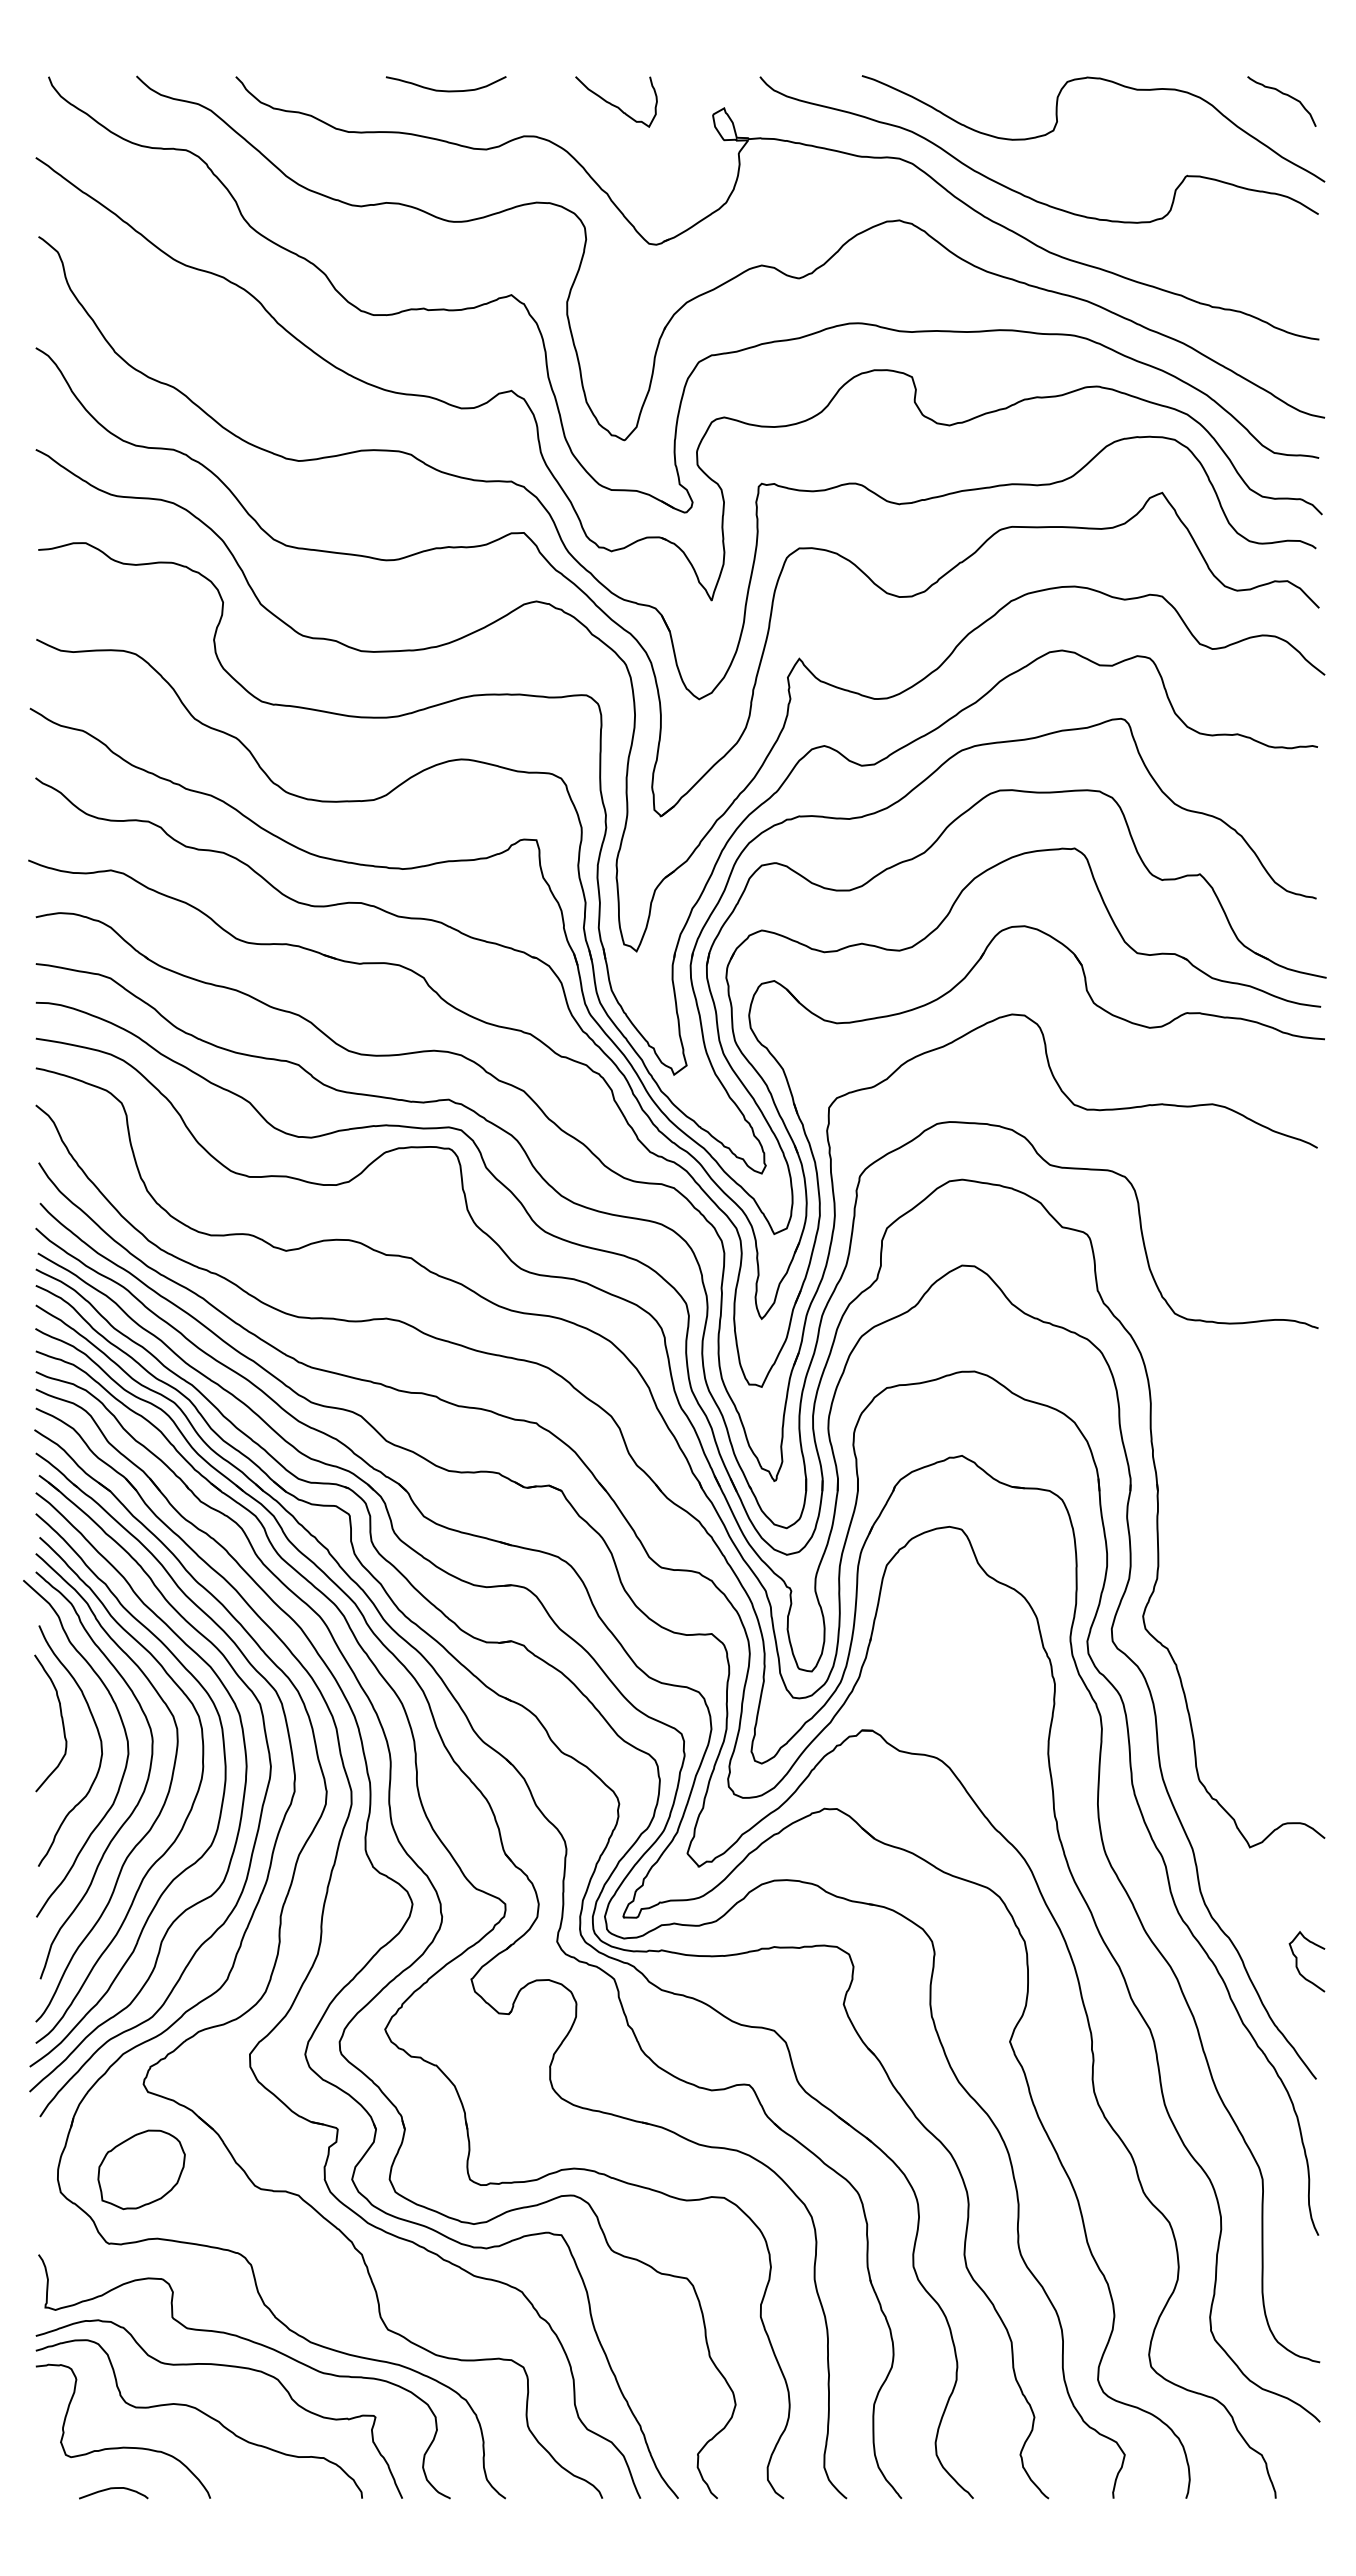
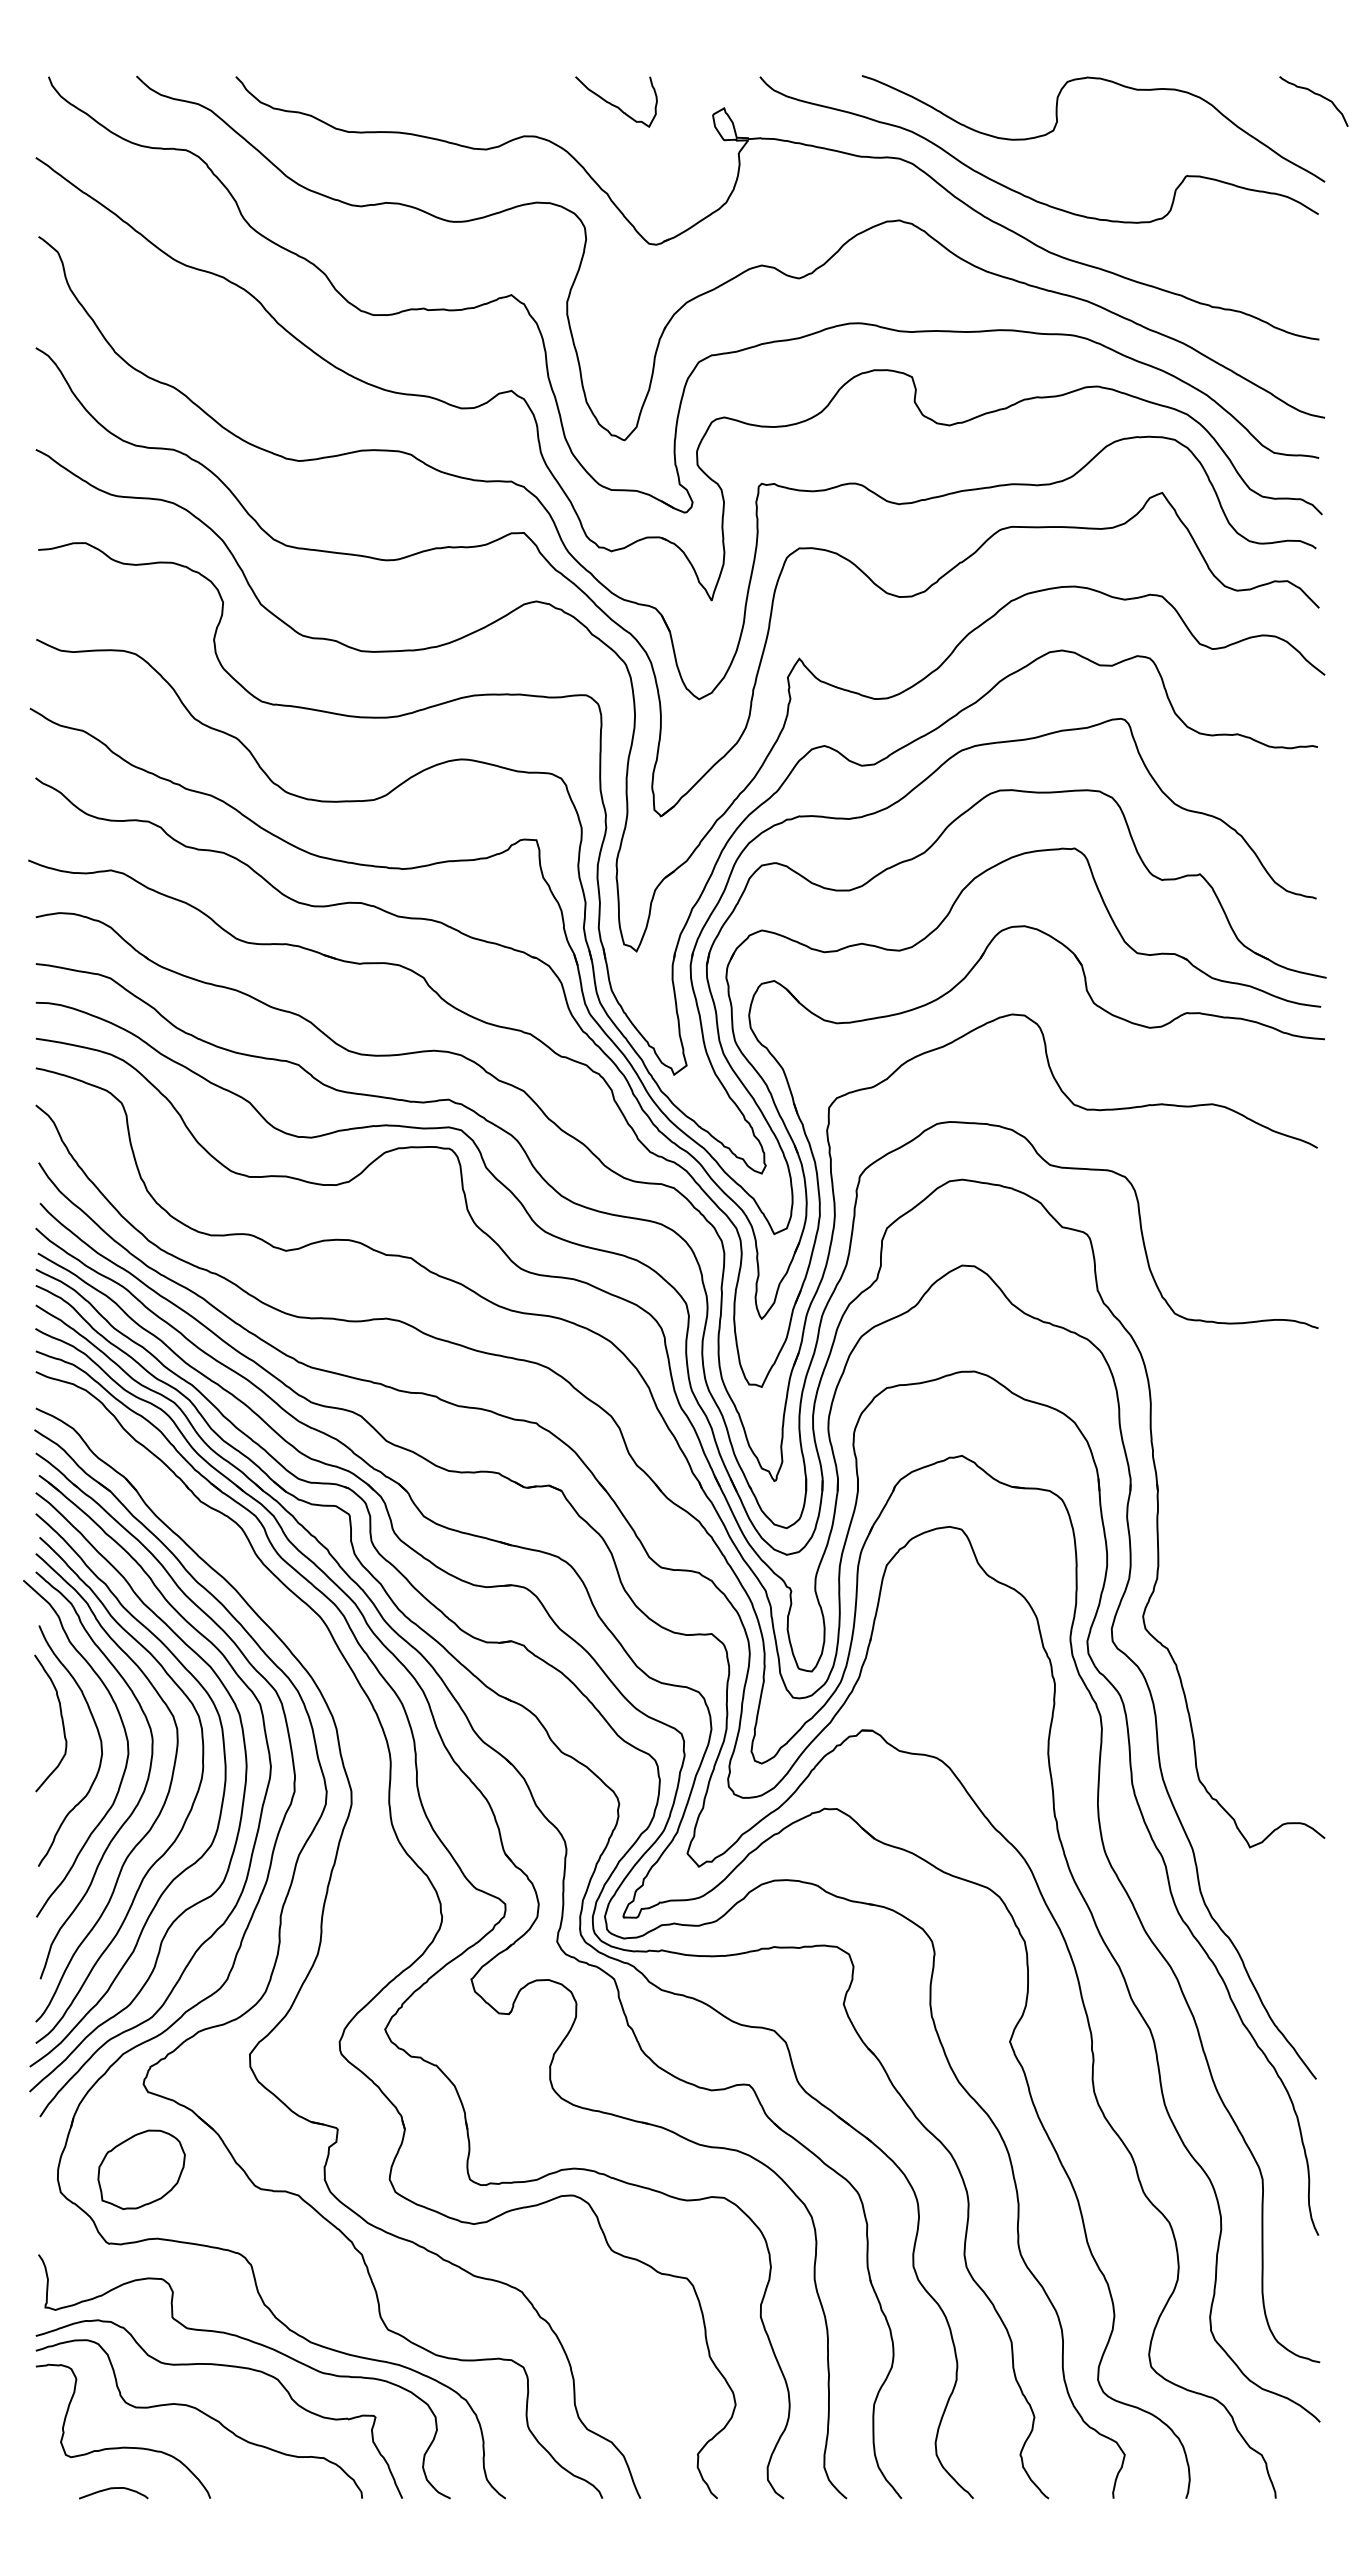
curve: present -> none (445, 90)
curve position: (1282, 94) -> (1314, 94) (1314, 94)
part: present -> none (371, 1957)
curve: present -> none (1297, 1961)
